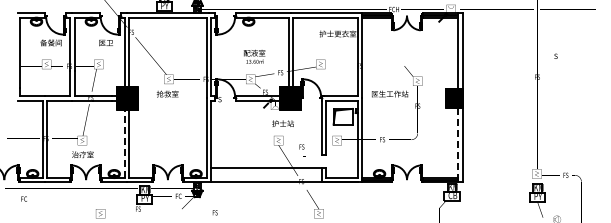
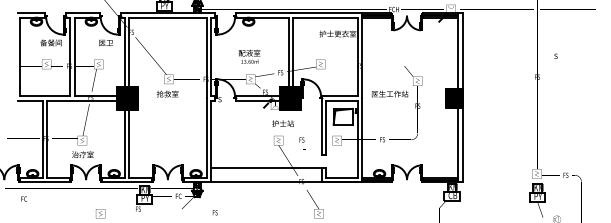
text position: (254, 56) -> (249, 56) (249, 56)
line: dashed -> solid (124, 143)
line: dashed -> solid (458, 145)
text position: (302, 150) -> (302, 143) (302, 143)
